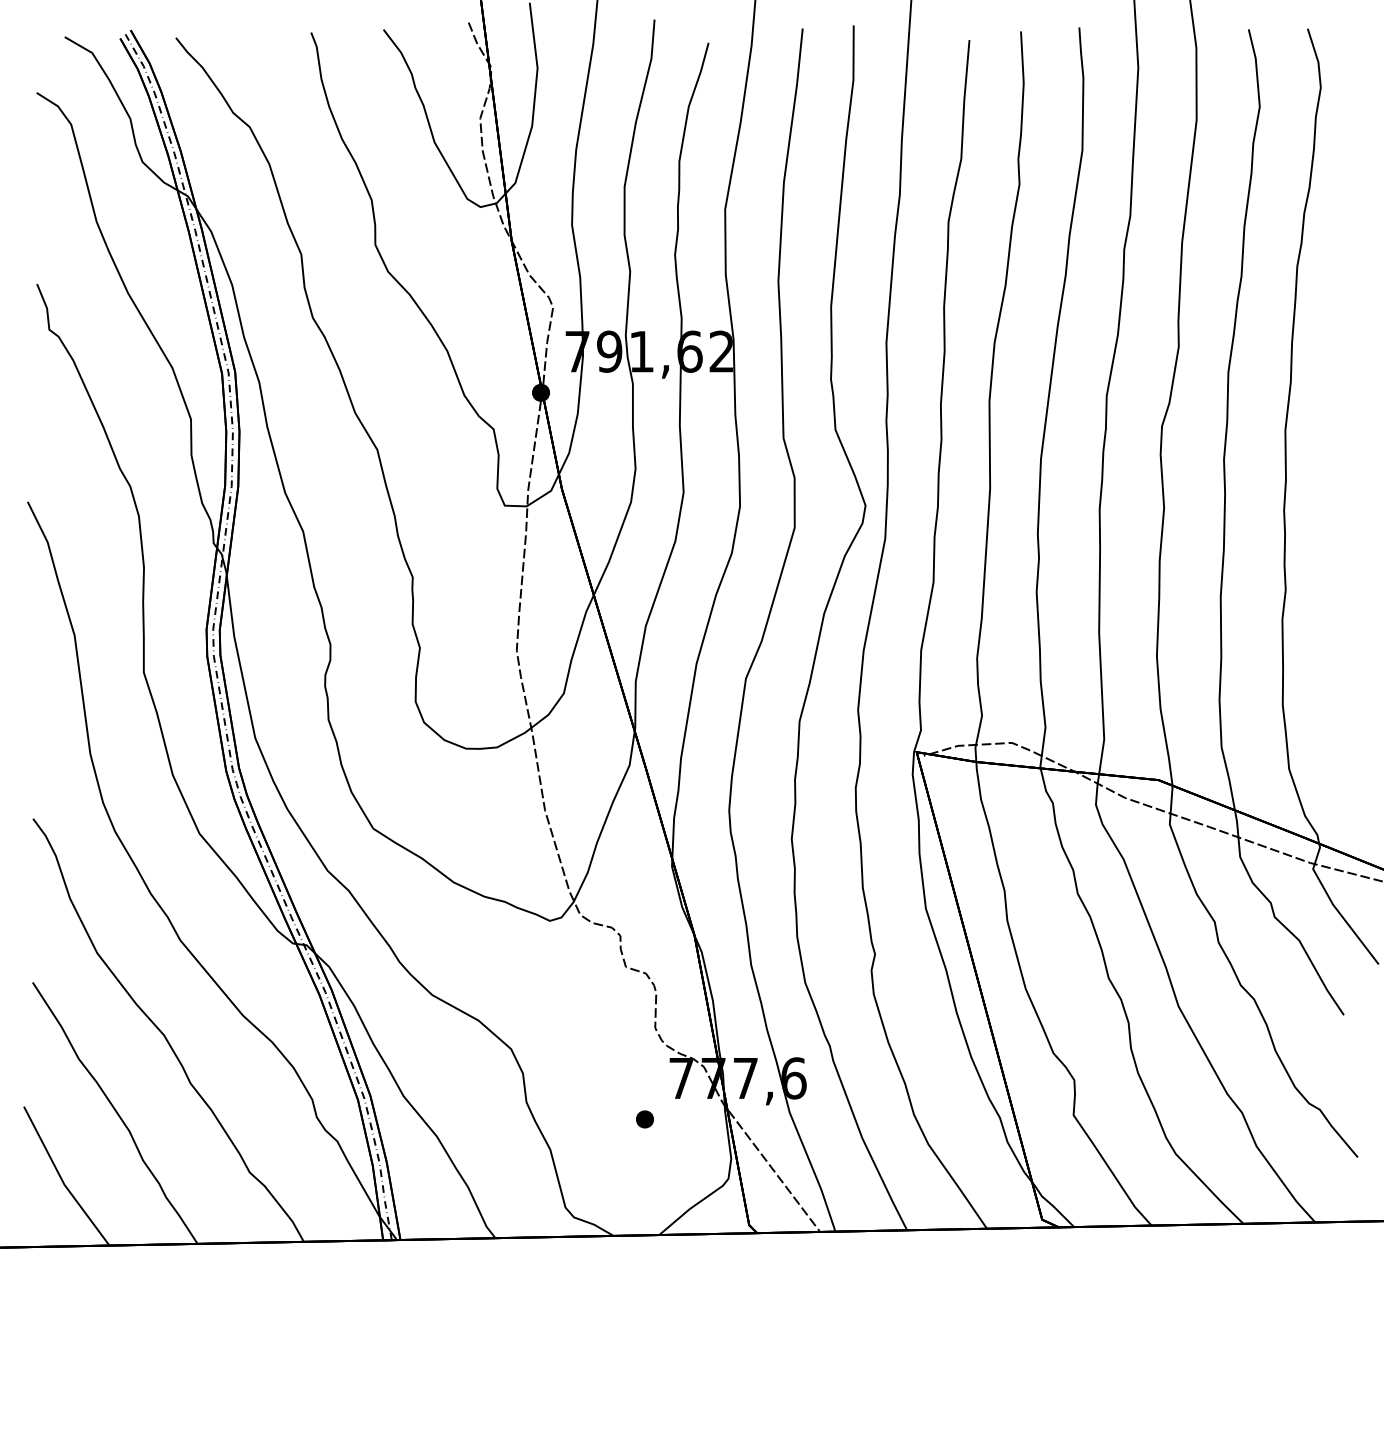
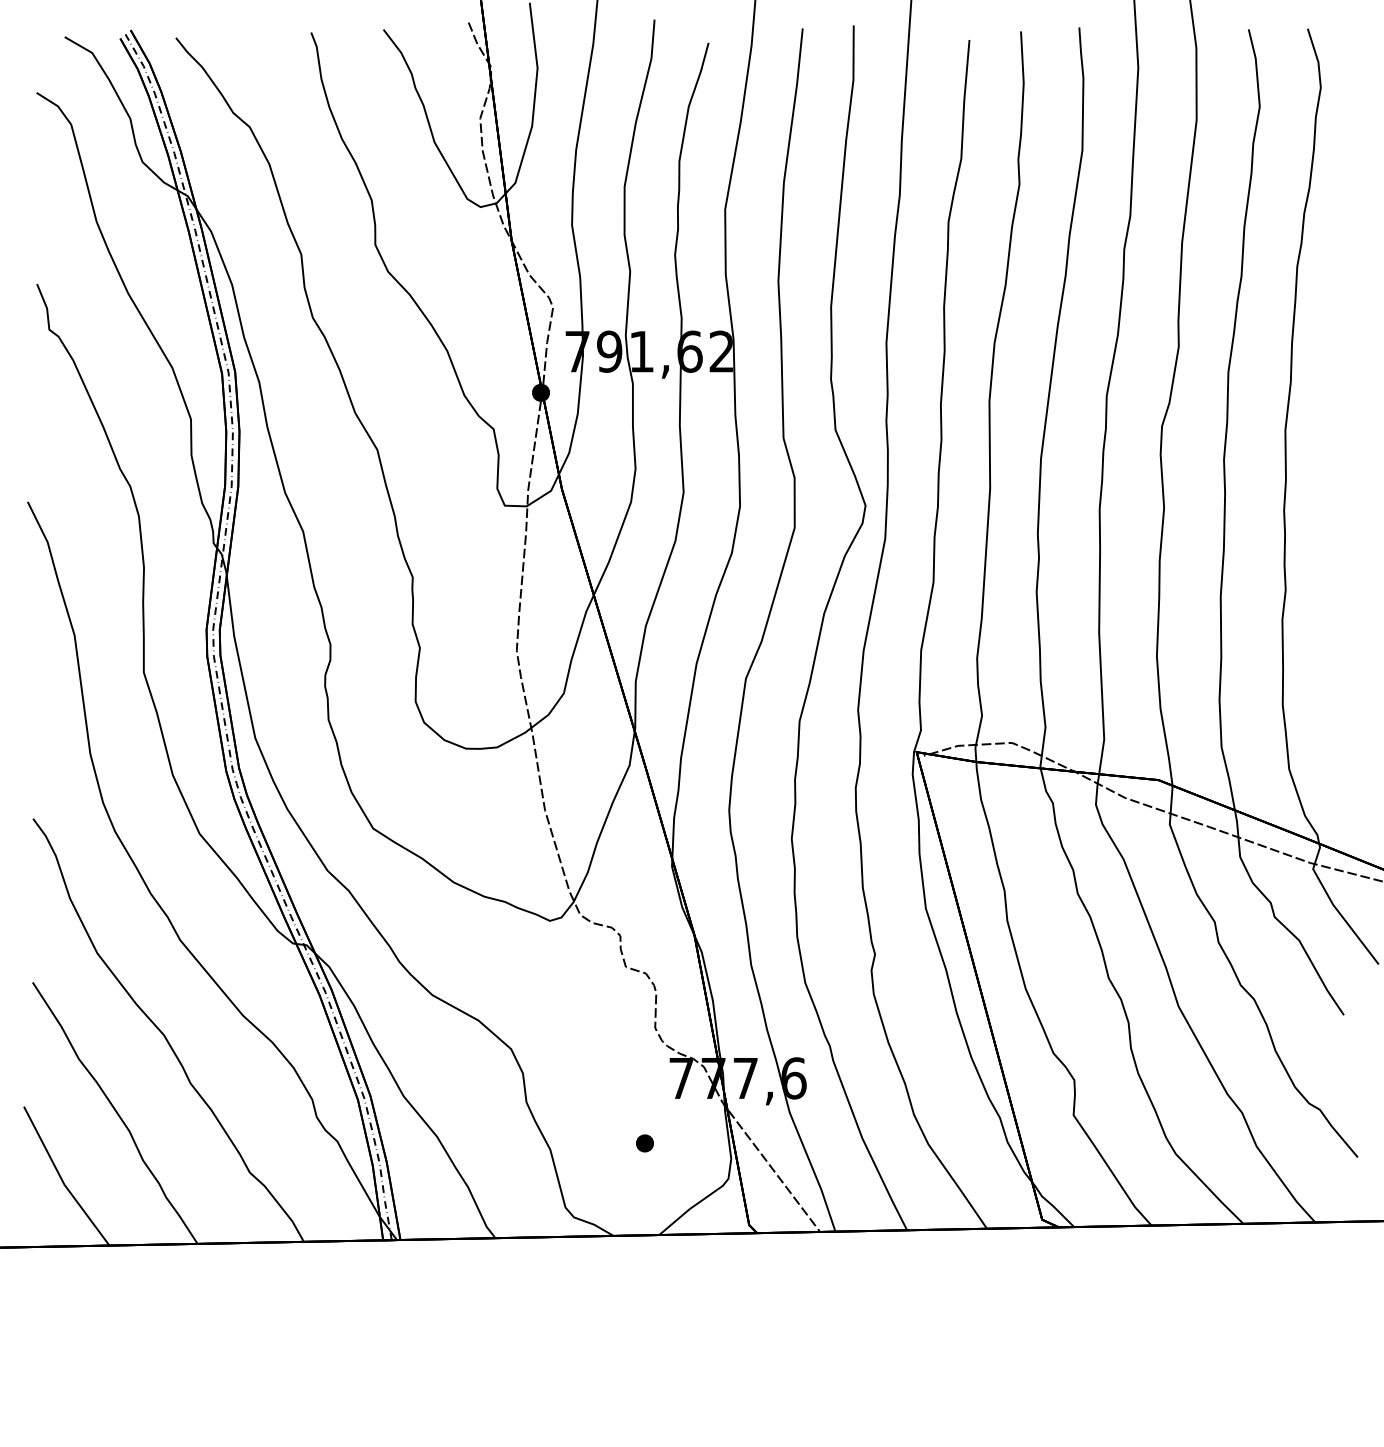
part position: (644, 1119) -> (644, 1143) (644, 1143)
